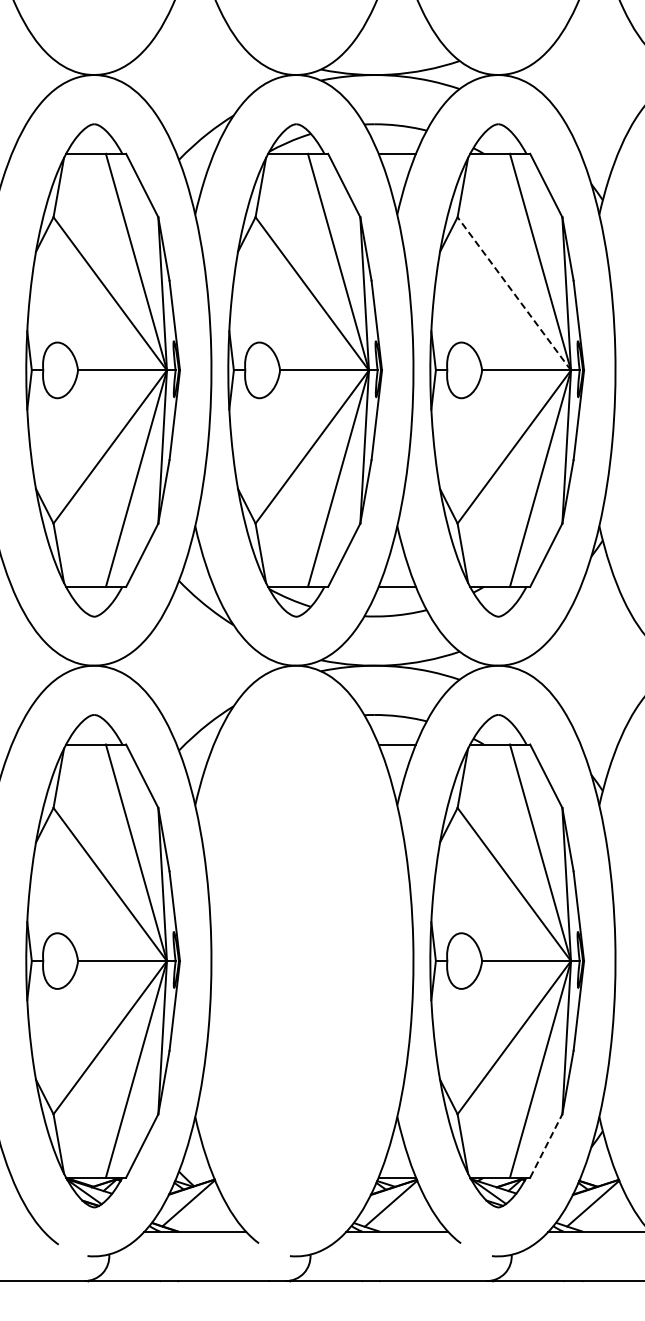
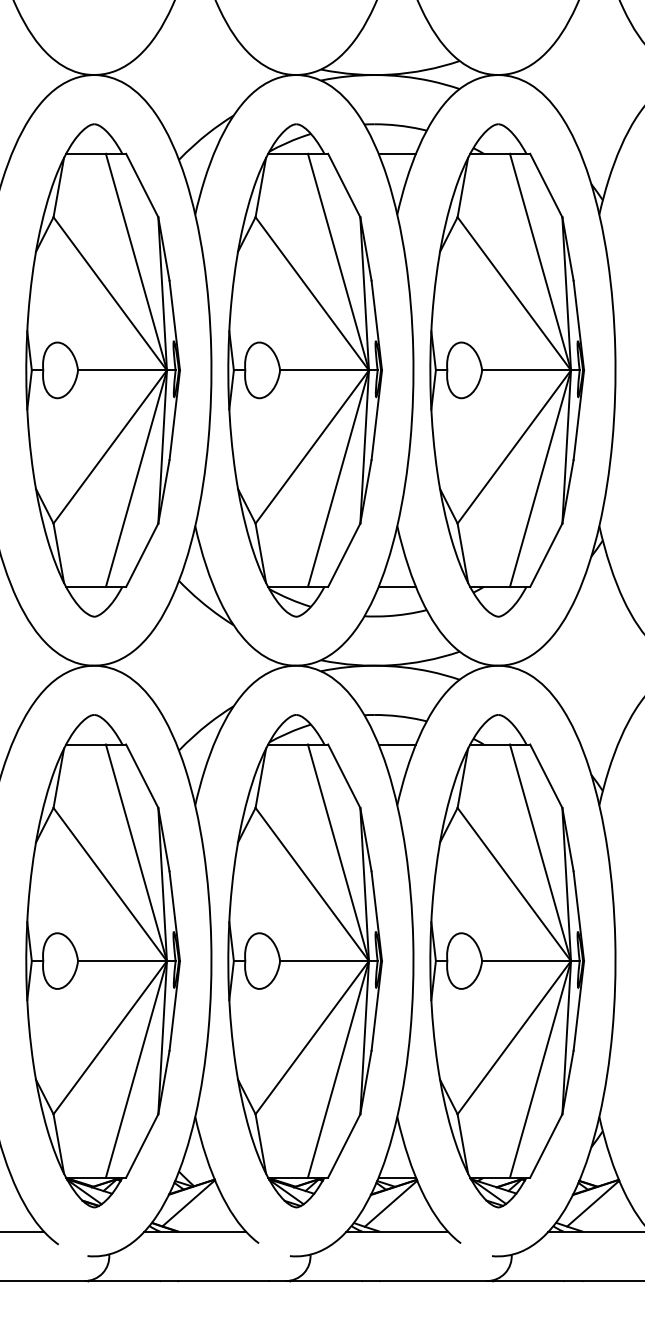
line: dashed -> solid (514, 293)
part: none -> present (304, 961)
line: dashed -> solid (546, 1145)
line: none -> present (23, 1231)
